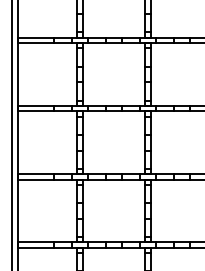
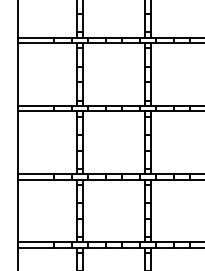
line: present -> none (12, 134)
